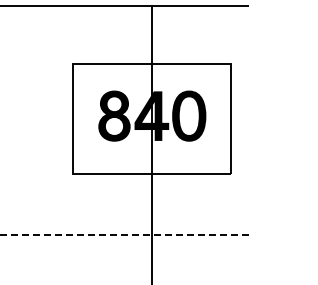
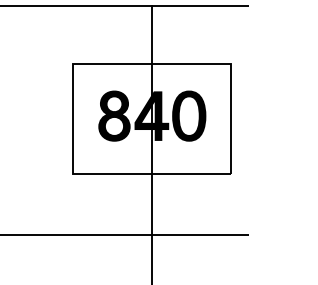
line: dashed -> solid (124, 235)
